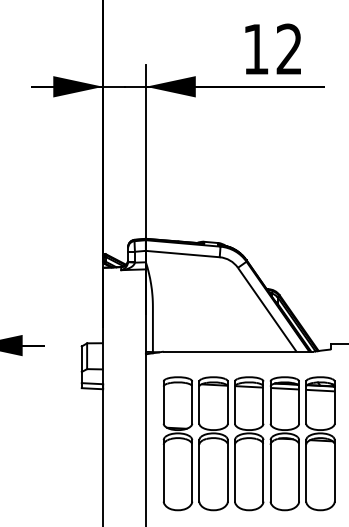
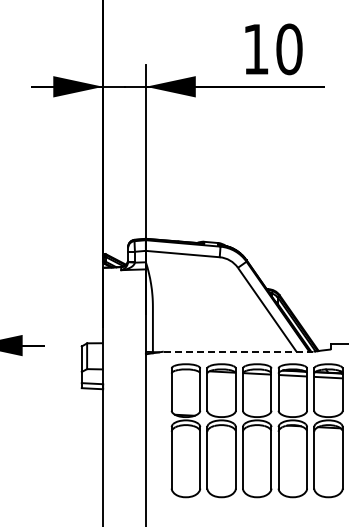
text: 12 -> 10 (289, 49)
line: solid -> dashed (238, 351)
part position: (248, 443) -> (256, 430) (256, 430)
